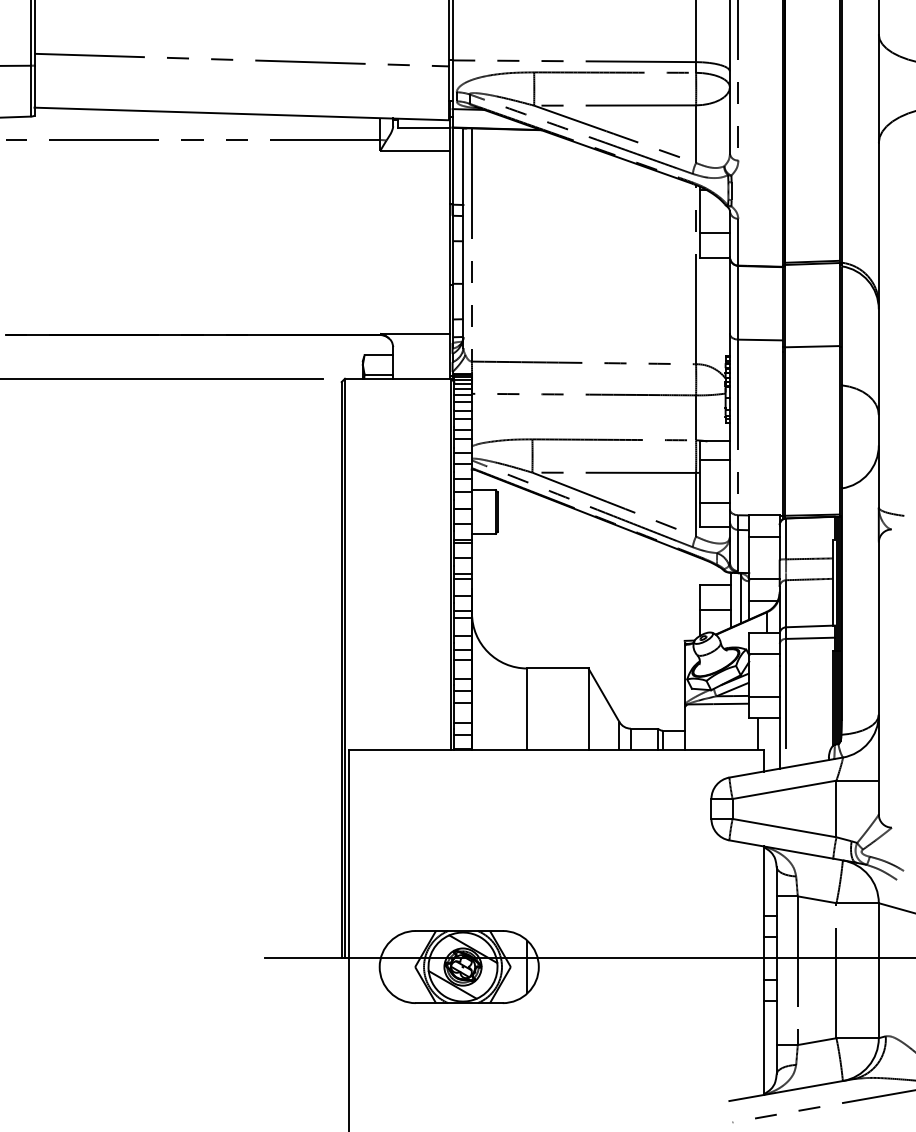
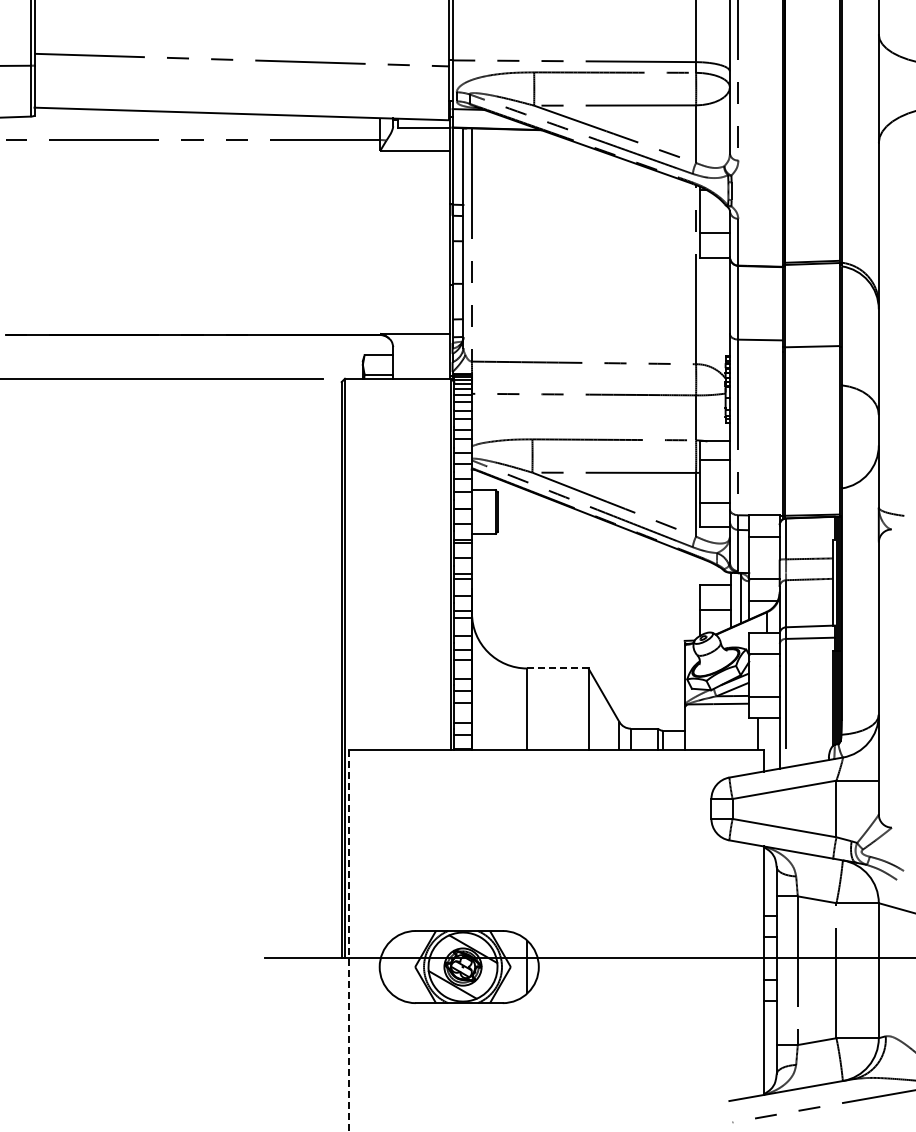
line: solid -> dashed (557, 668)
line: solid -> dashed (349, 940)
